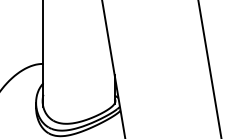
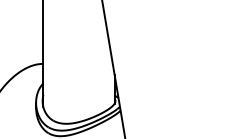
line: present -> none (209, 68)
